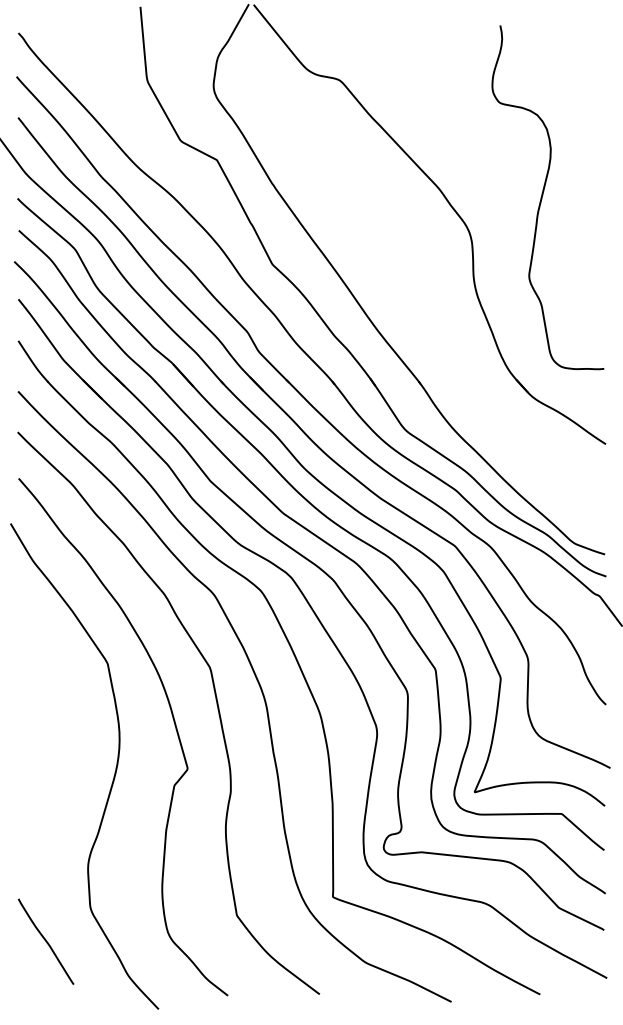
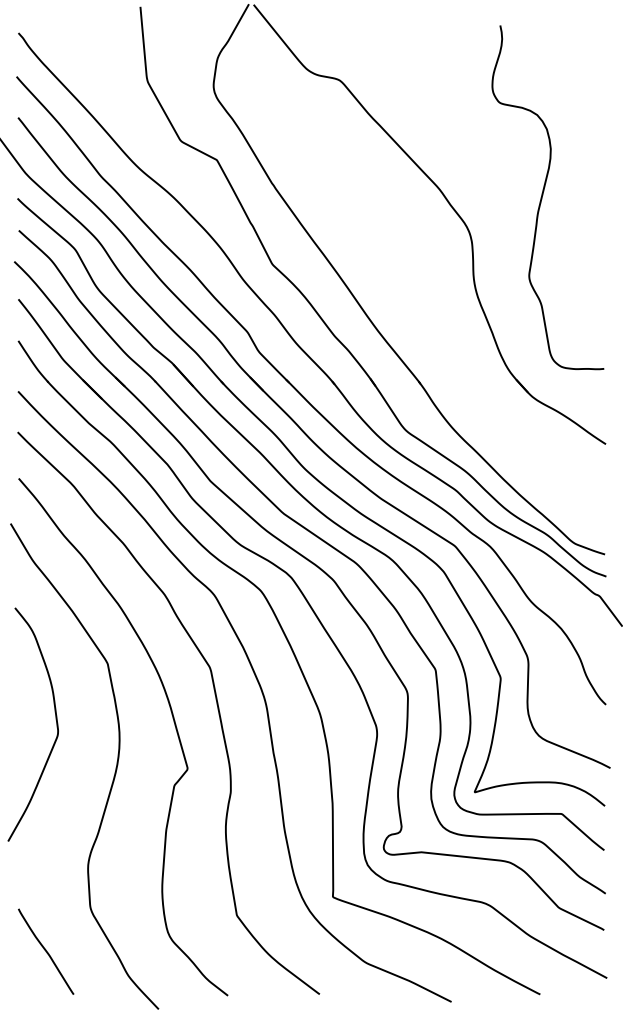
curve: none -> present (55, 719)
curve position: (46, 941) -> (46, 951) (46, 951)
